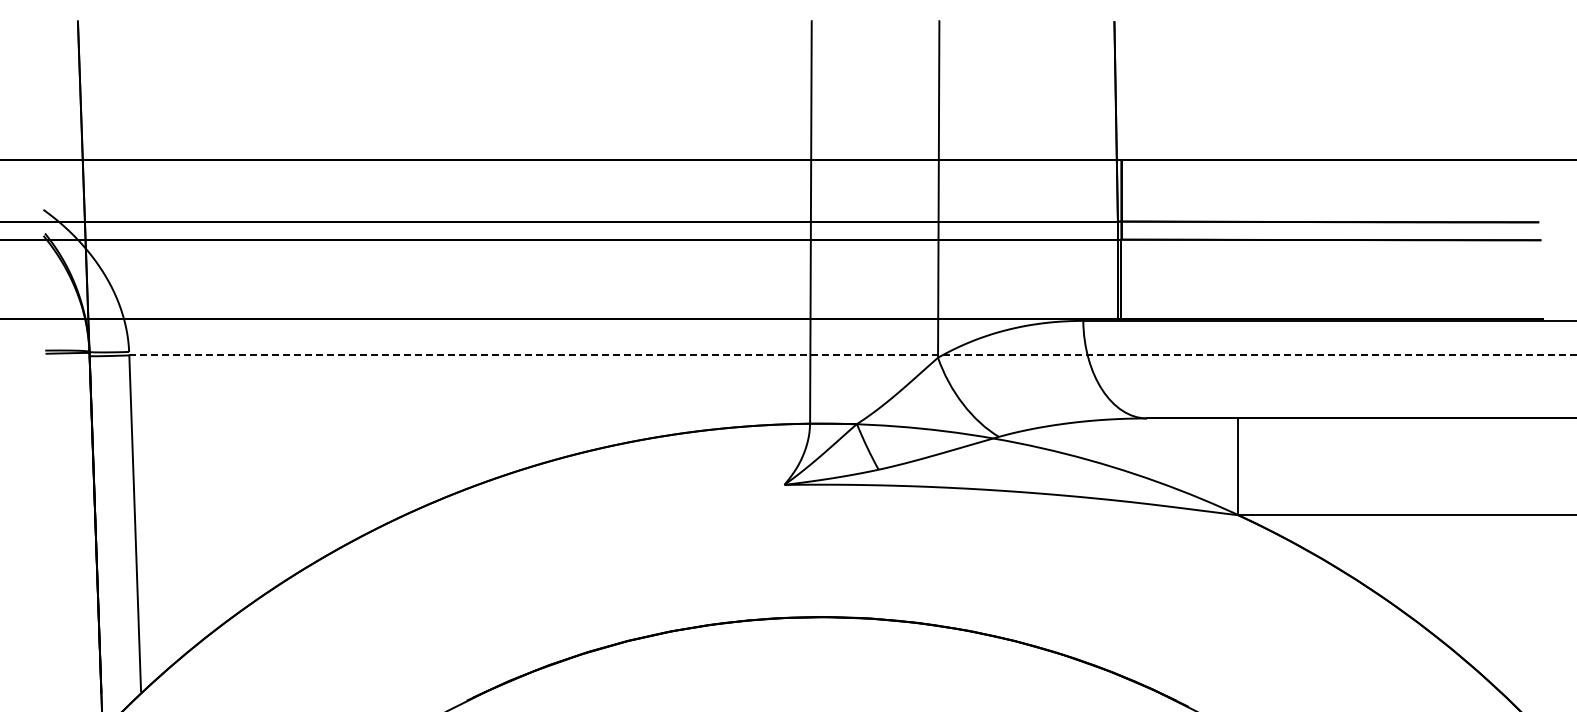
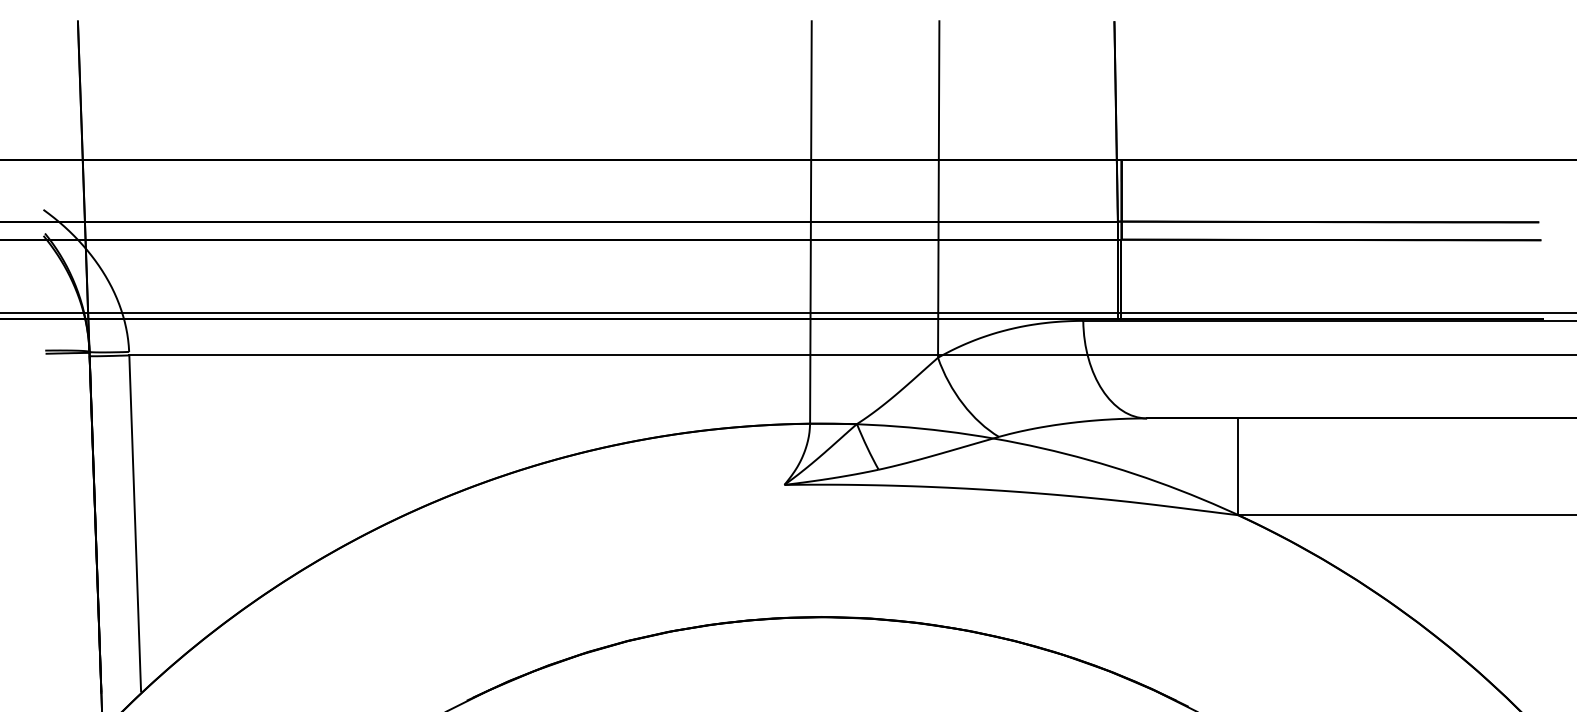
line: none -> present (787, 313)
line: dashed -> solid (852, 355)
